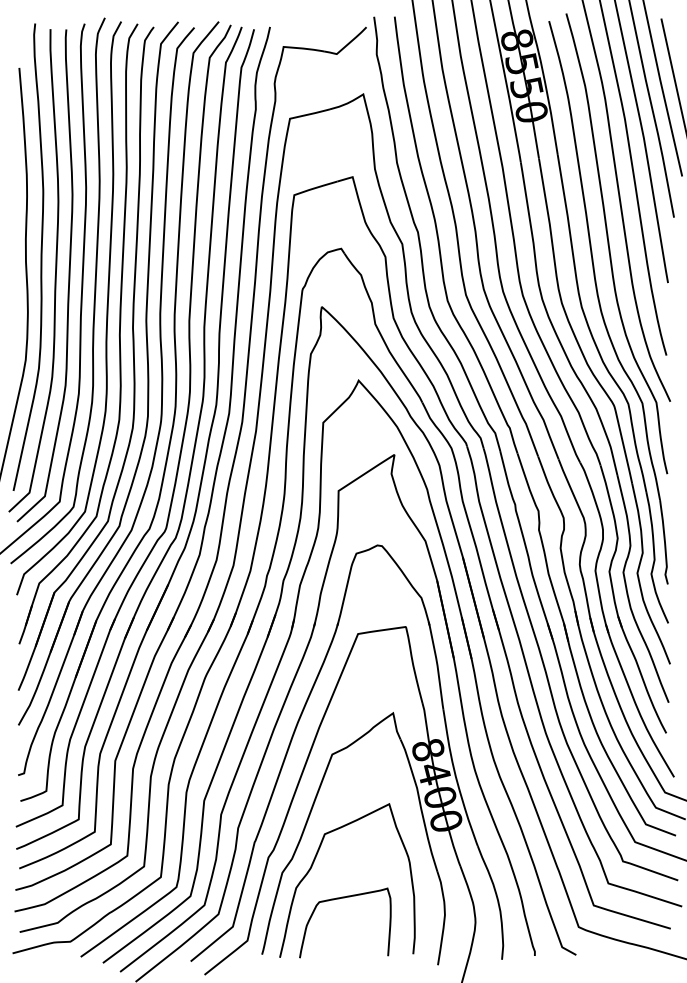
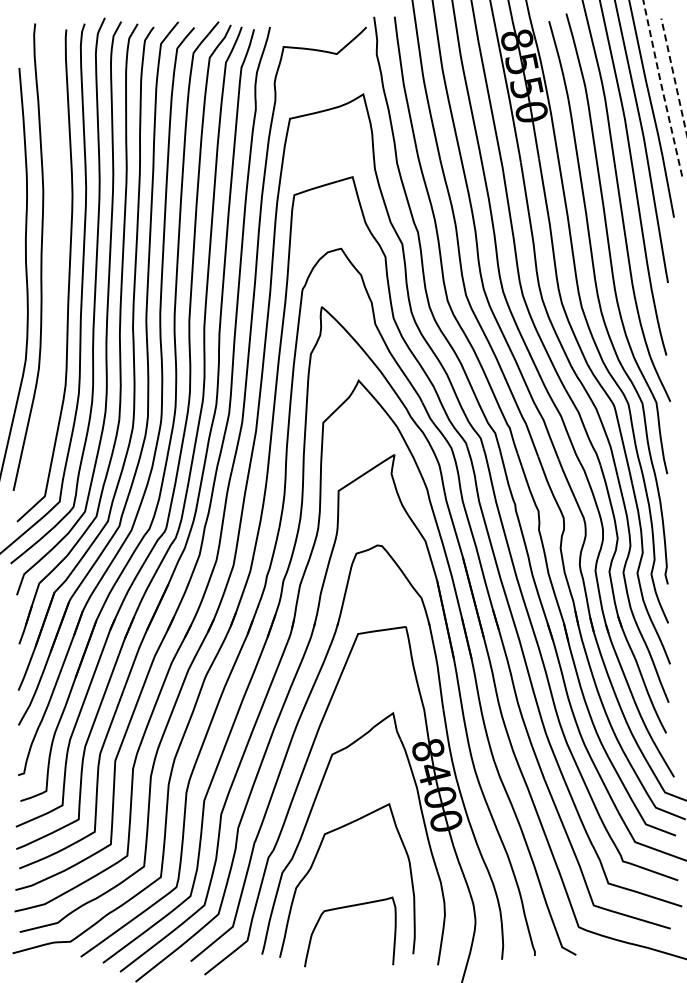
line: solid -> dashed (673, 76)
line: solid -> dashed (662, 88)
curve: present -> none (54, 276)
curve position: (339, 899) -> (344, 908) (344, 908)
